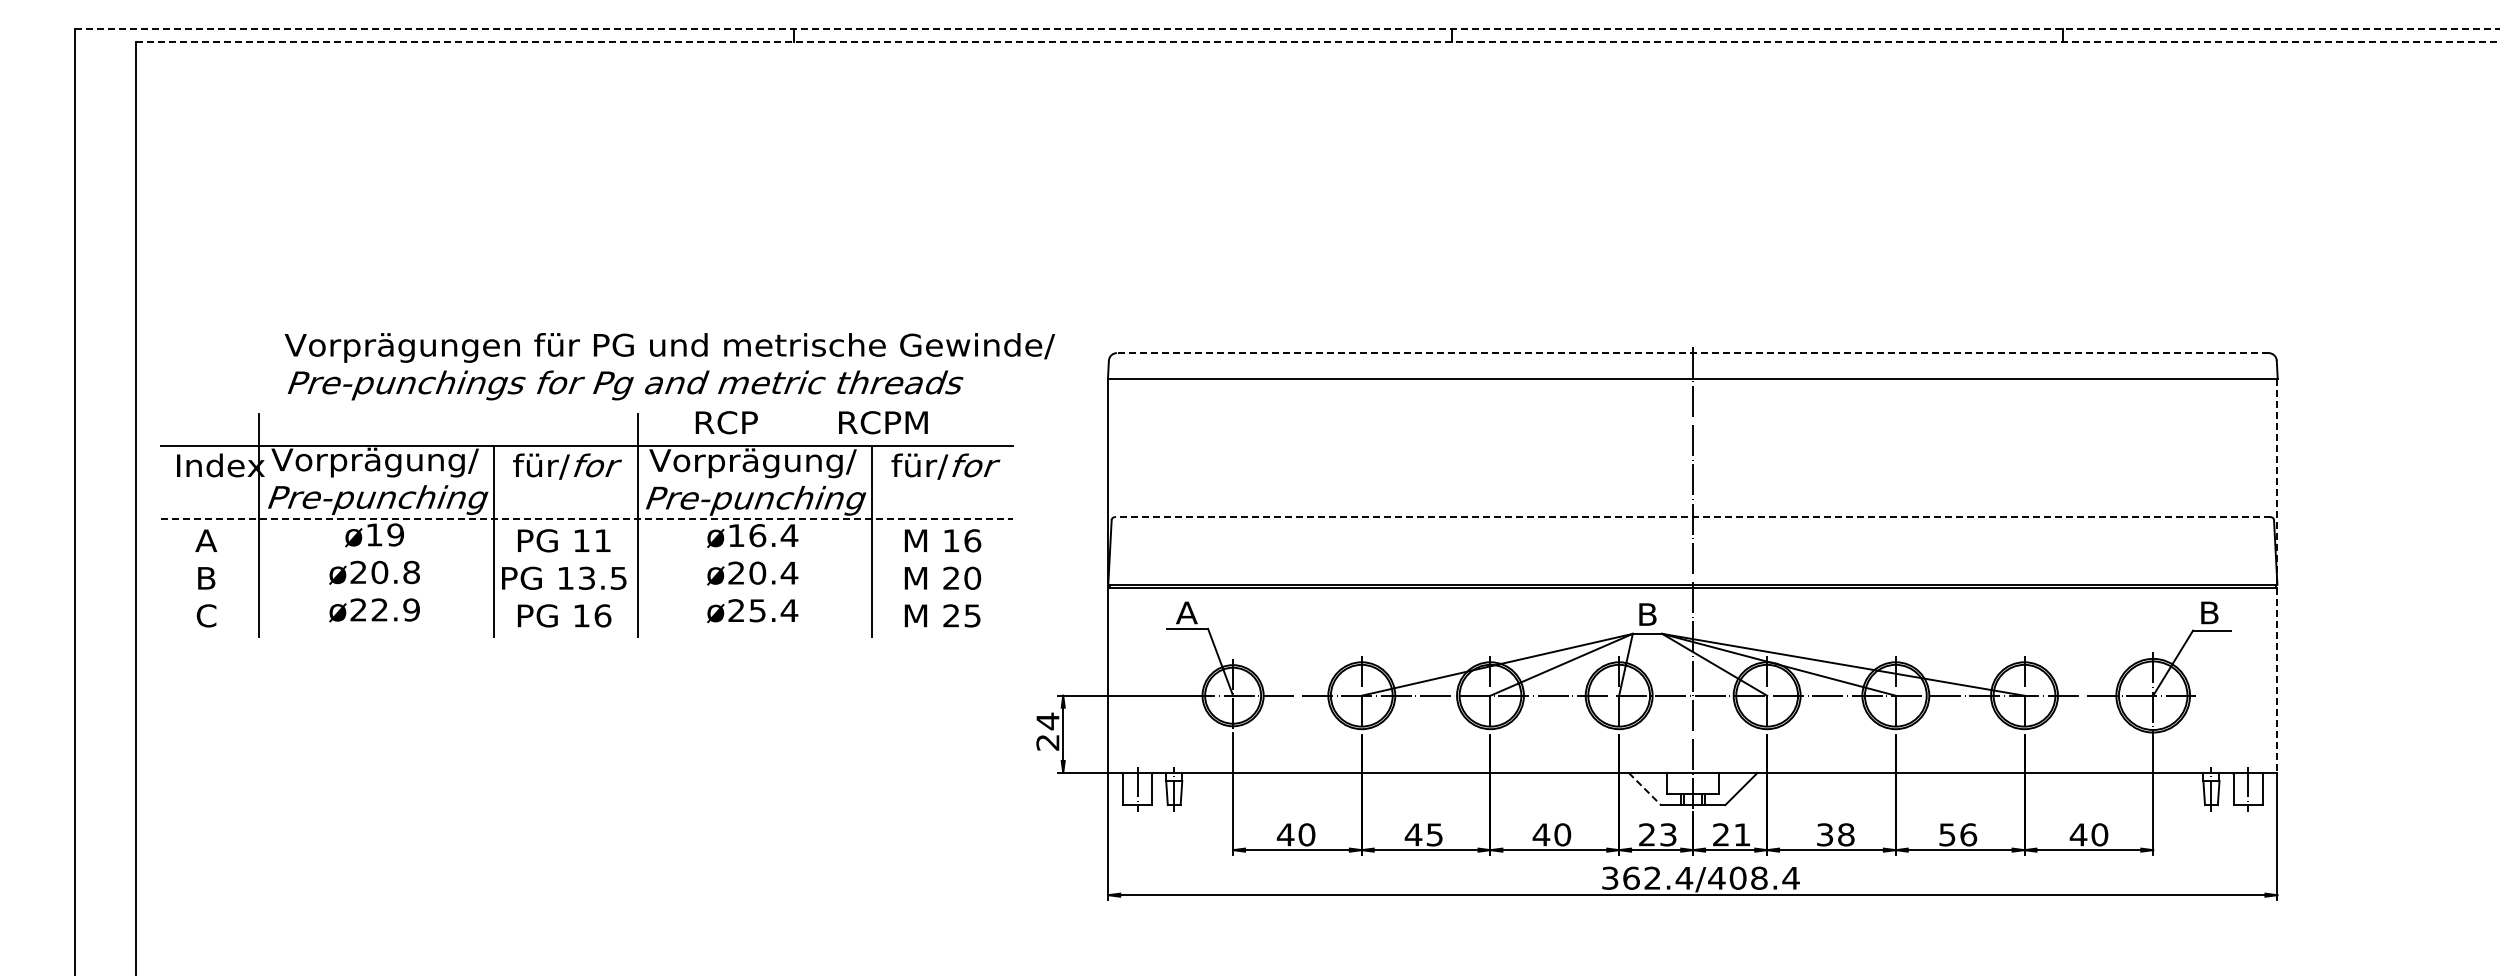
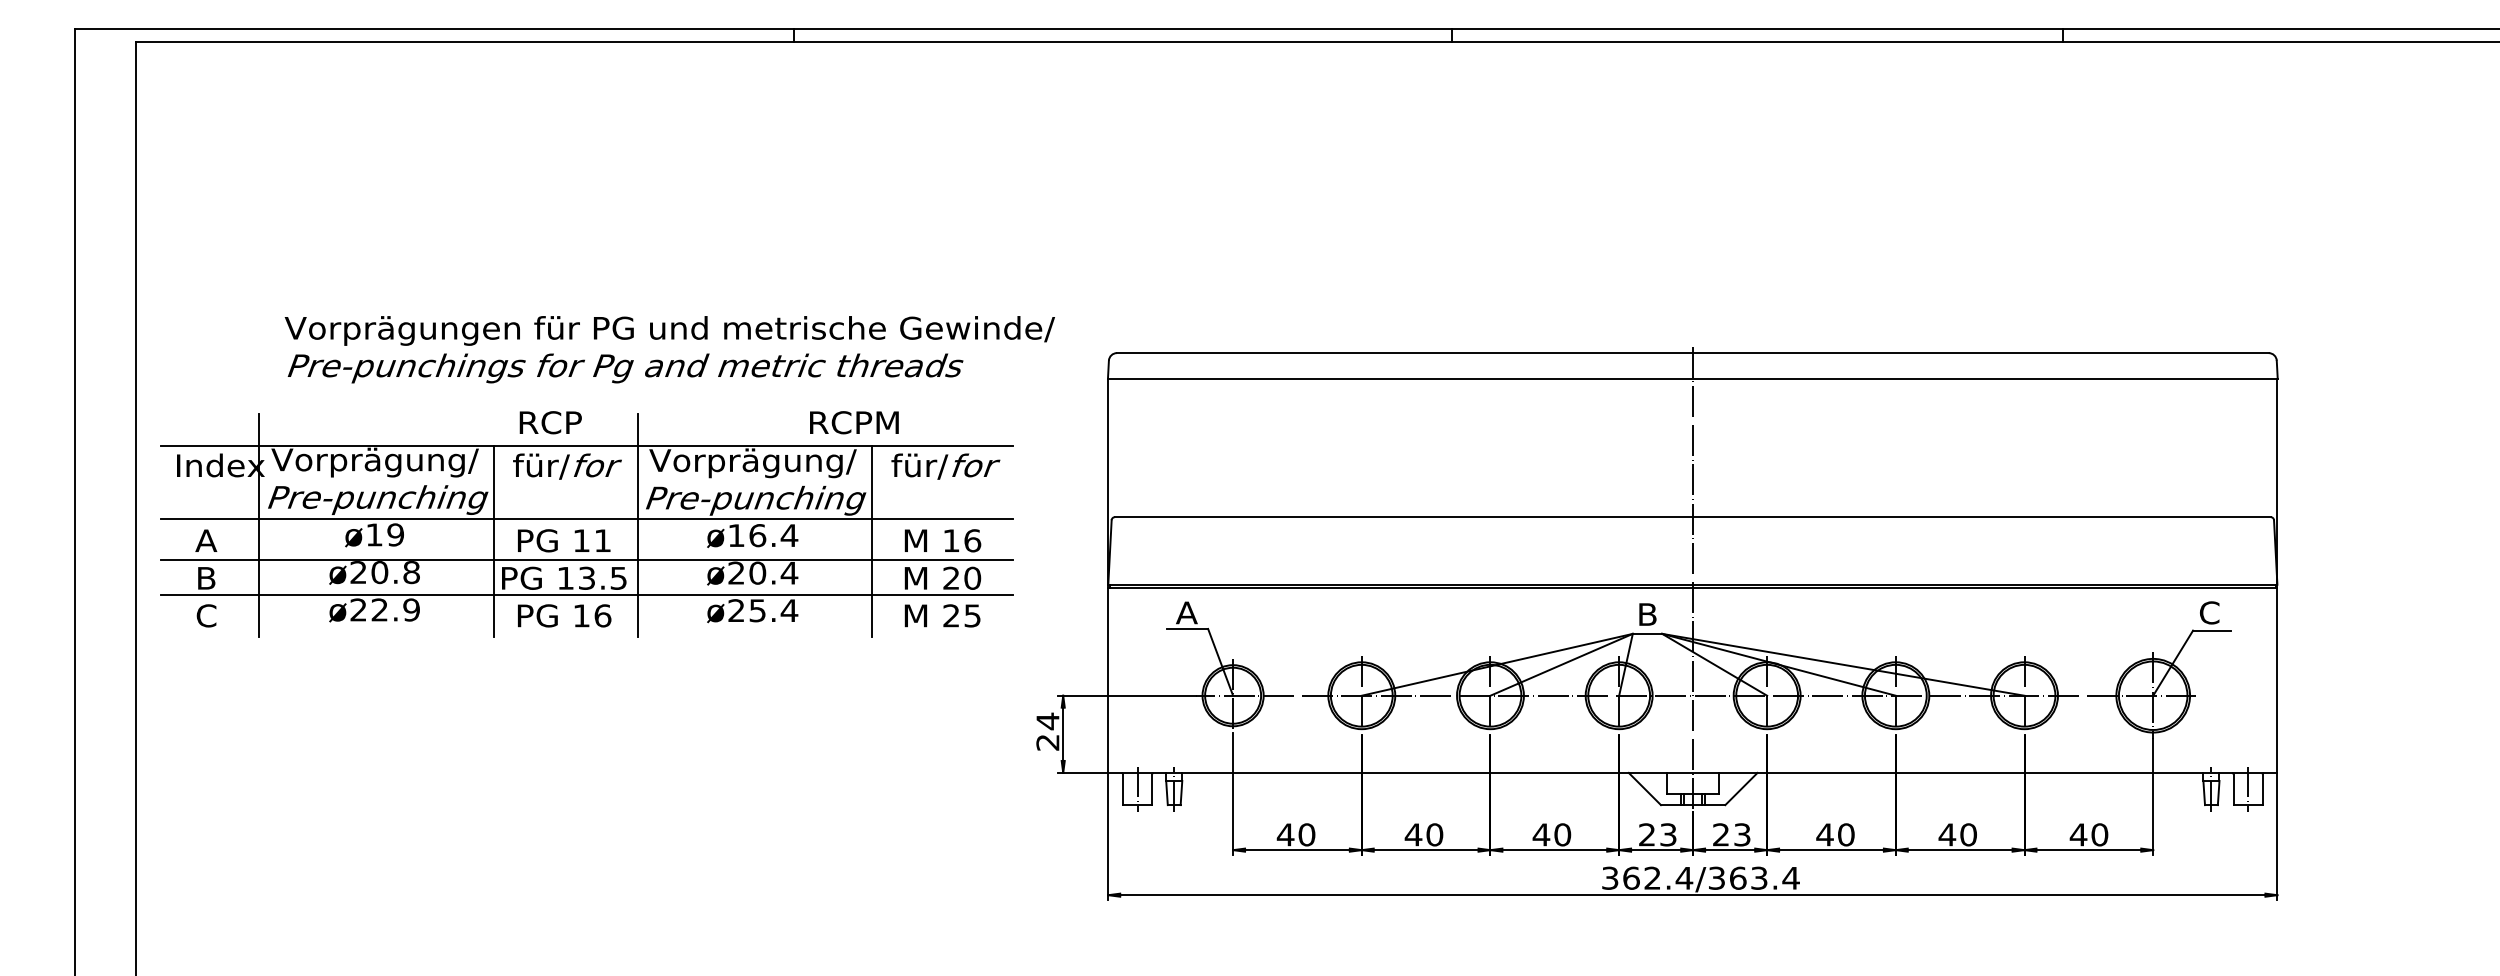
line: dashed -> solid (1287, 29)
line: dashed -> solid (1318, 42)
line: dashed -> solid (1692, 353)
text position: (669, 366) -> (669, 349) (669, 349)
text position: (726, 422) -> (550, 422) (550, 422)
text position: (883, 422) -> (854, 422) (854, 422)
line: dashed -> solid (1692, 517)
line: dashed -> solid (587, 519)
line: none -> present (586, 559)
line: dashed -> solid (2277, 576)
line: none -> present (586, 594)
text: B -> C (2209, 612)
line: dashed -> solid (1644, 789)
text: 45 -> 40 (1434, 834)
text: 21 -> 23 (1742, 834)
text: 38 -> 40 (1835, 834)
text: 56 -> 40 (1957, 834)
text: 362.4/408.4 -> 362.4/363.4 (1737, 877)
